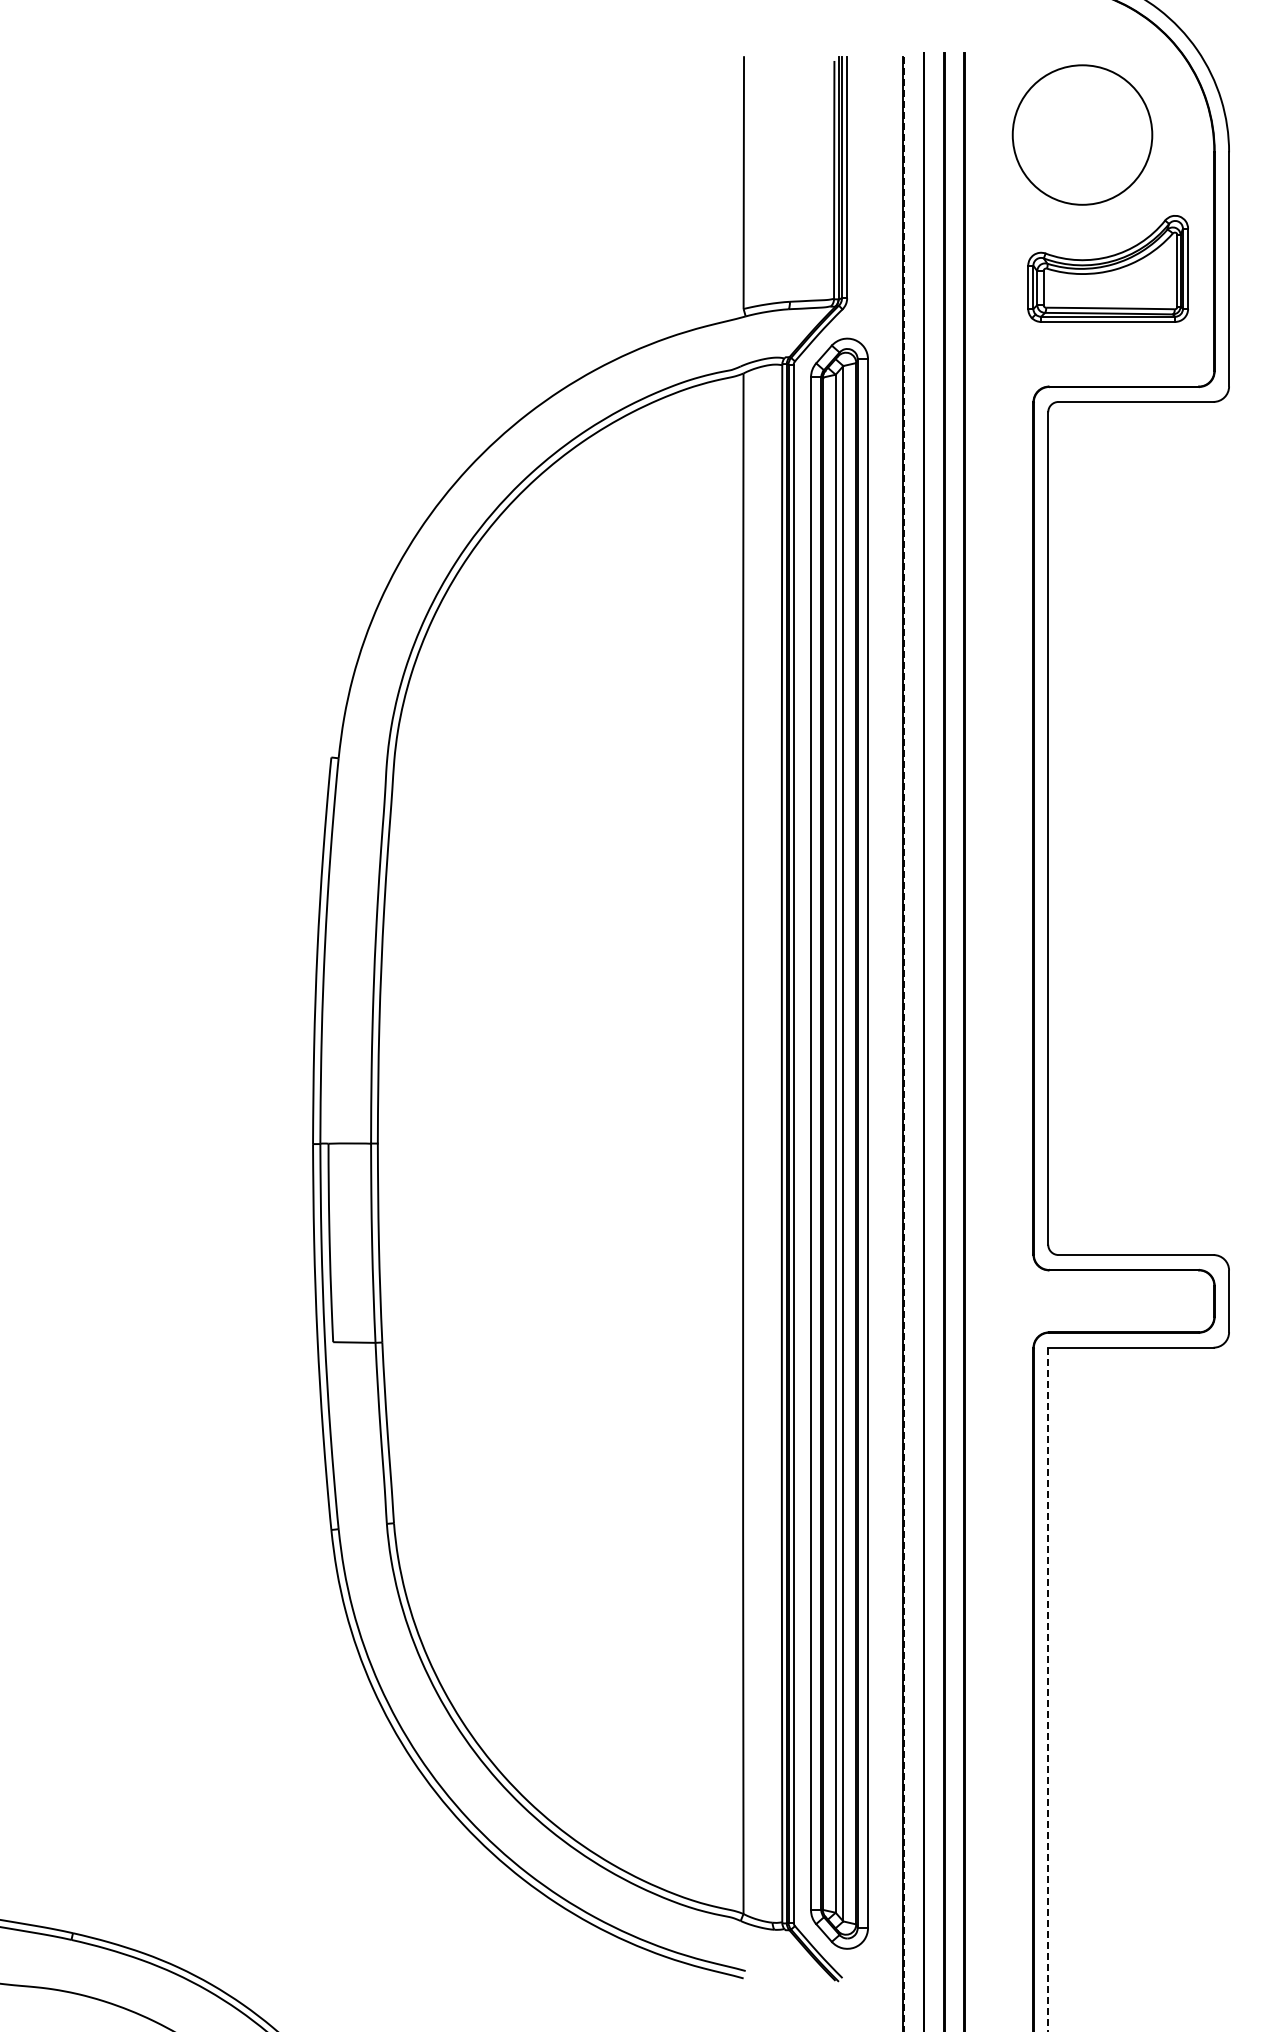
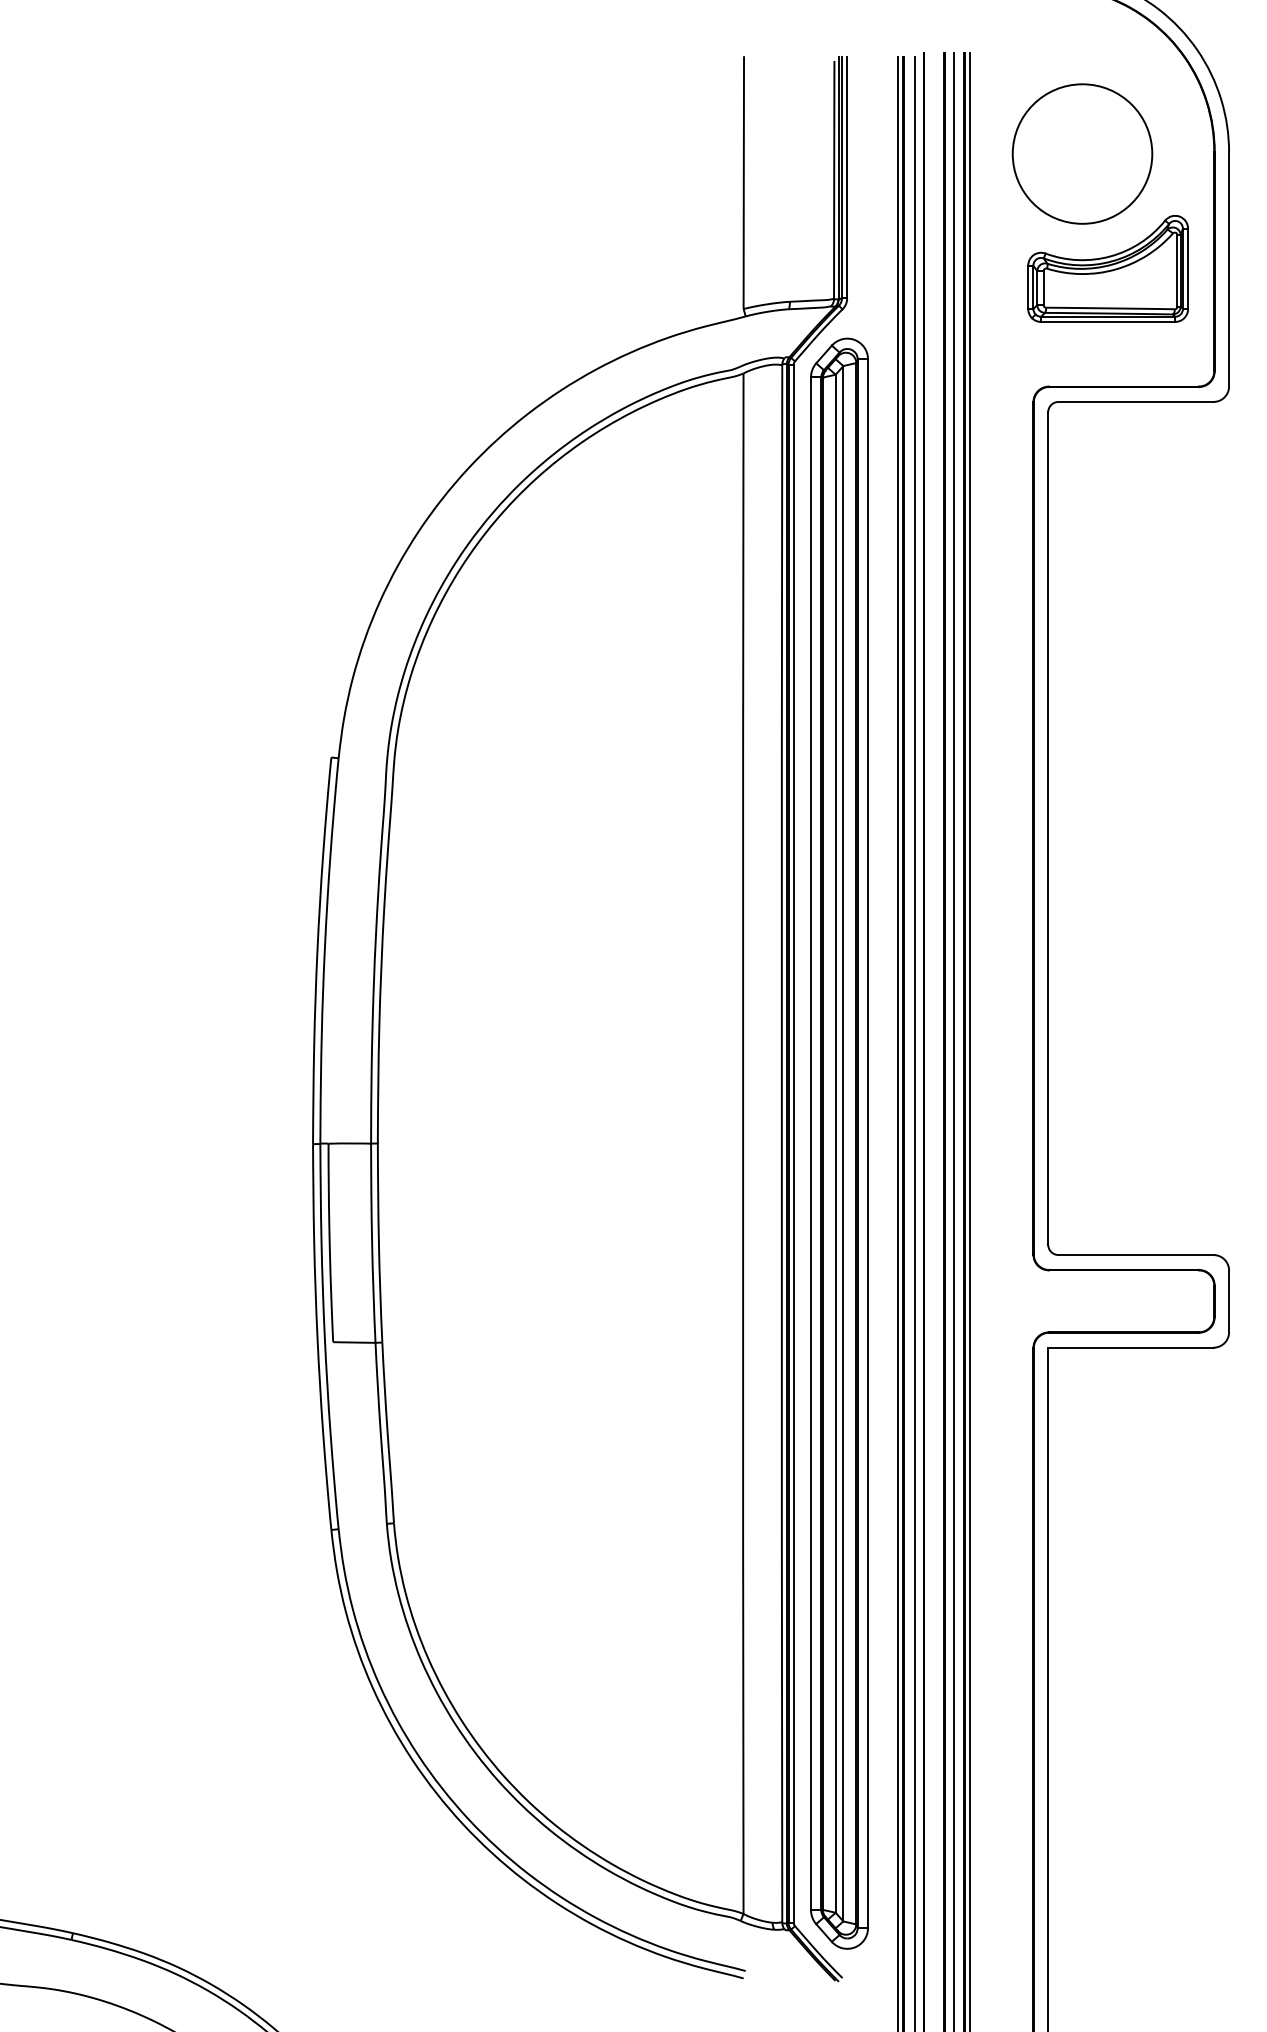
circle position: (1082, 134) -> (1082, 153) (1082, 153)
line: none -> present (953, 1040)
line: none -> present (970, 1040)
line: none -> present (897, 1042)
line: none -> present (914, 1042)
line: dashed -> solid (904, 1043)
line: dashed -> solid (1048, 1689)
